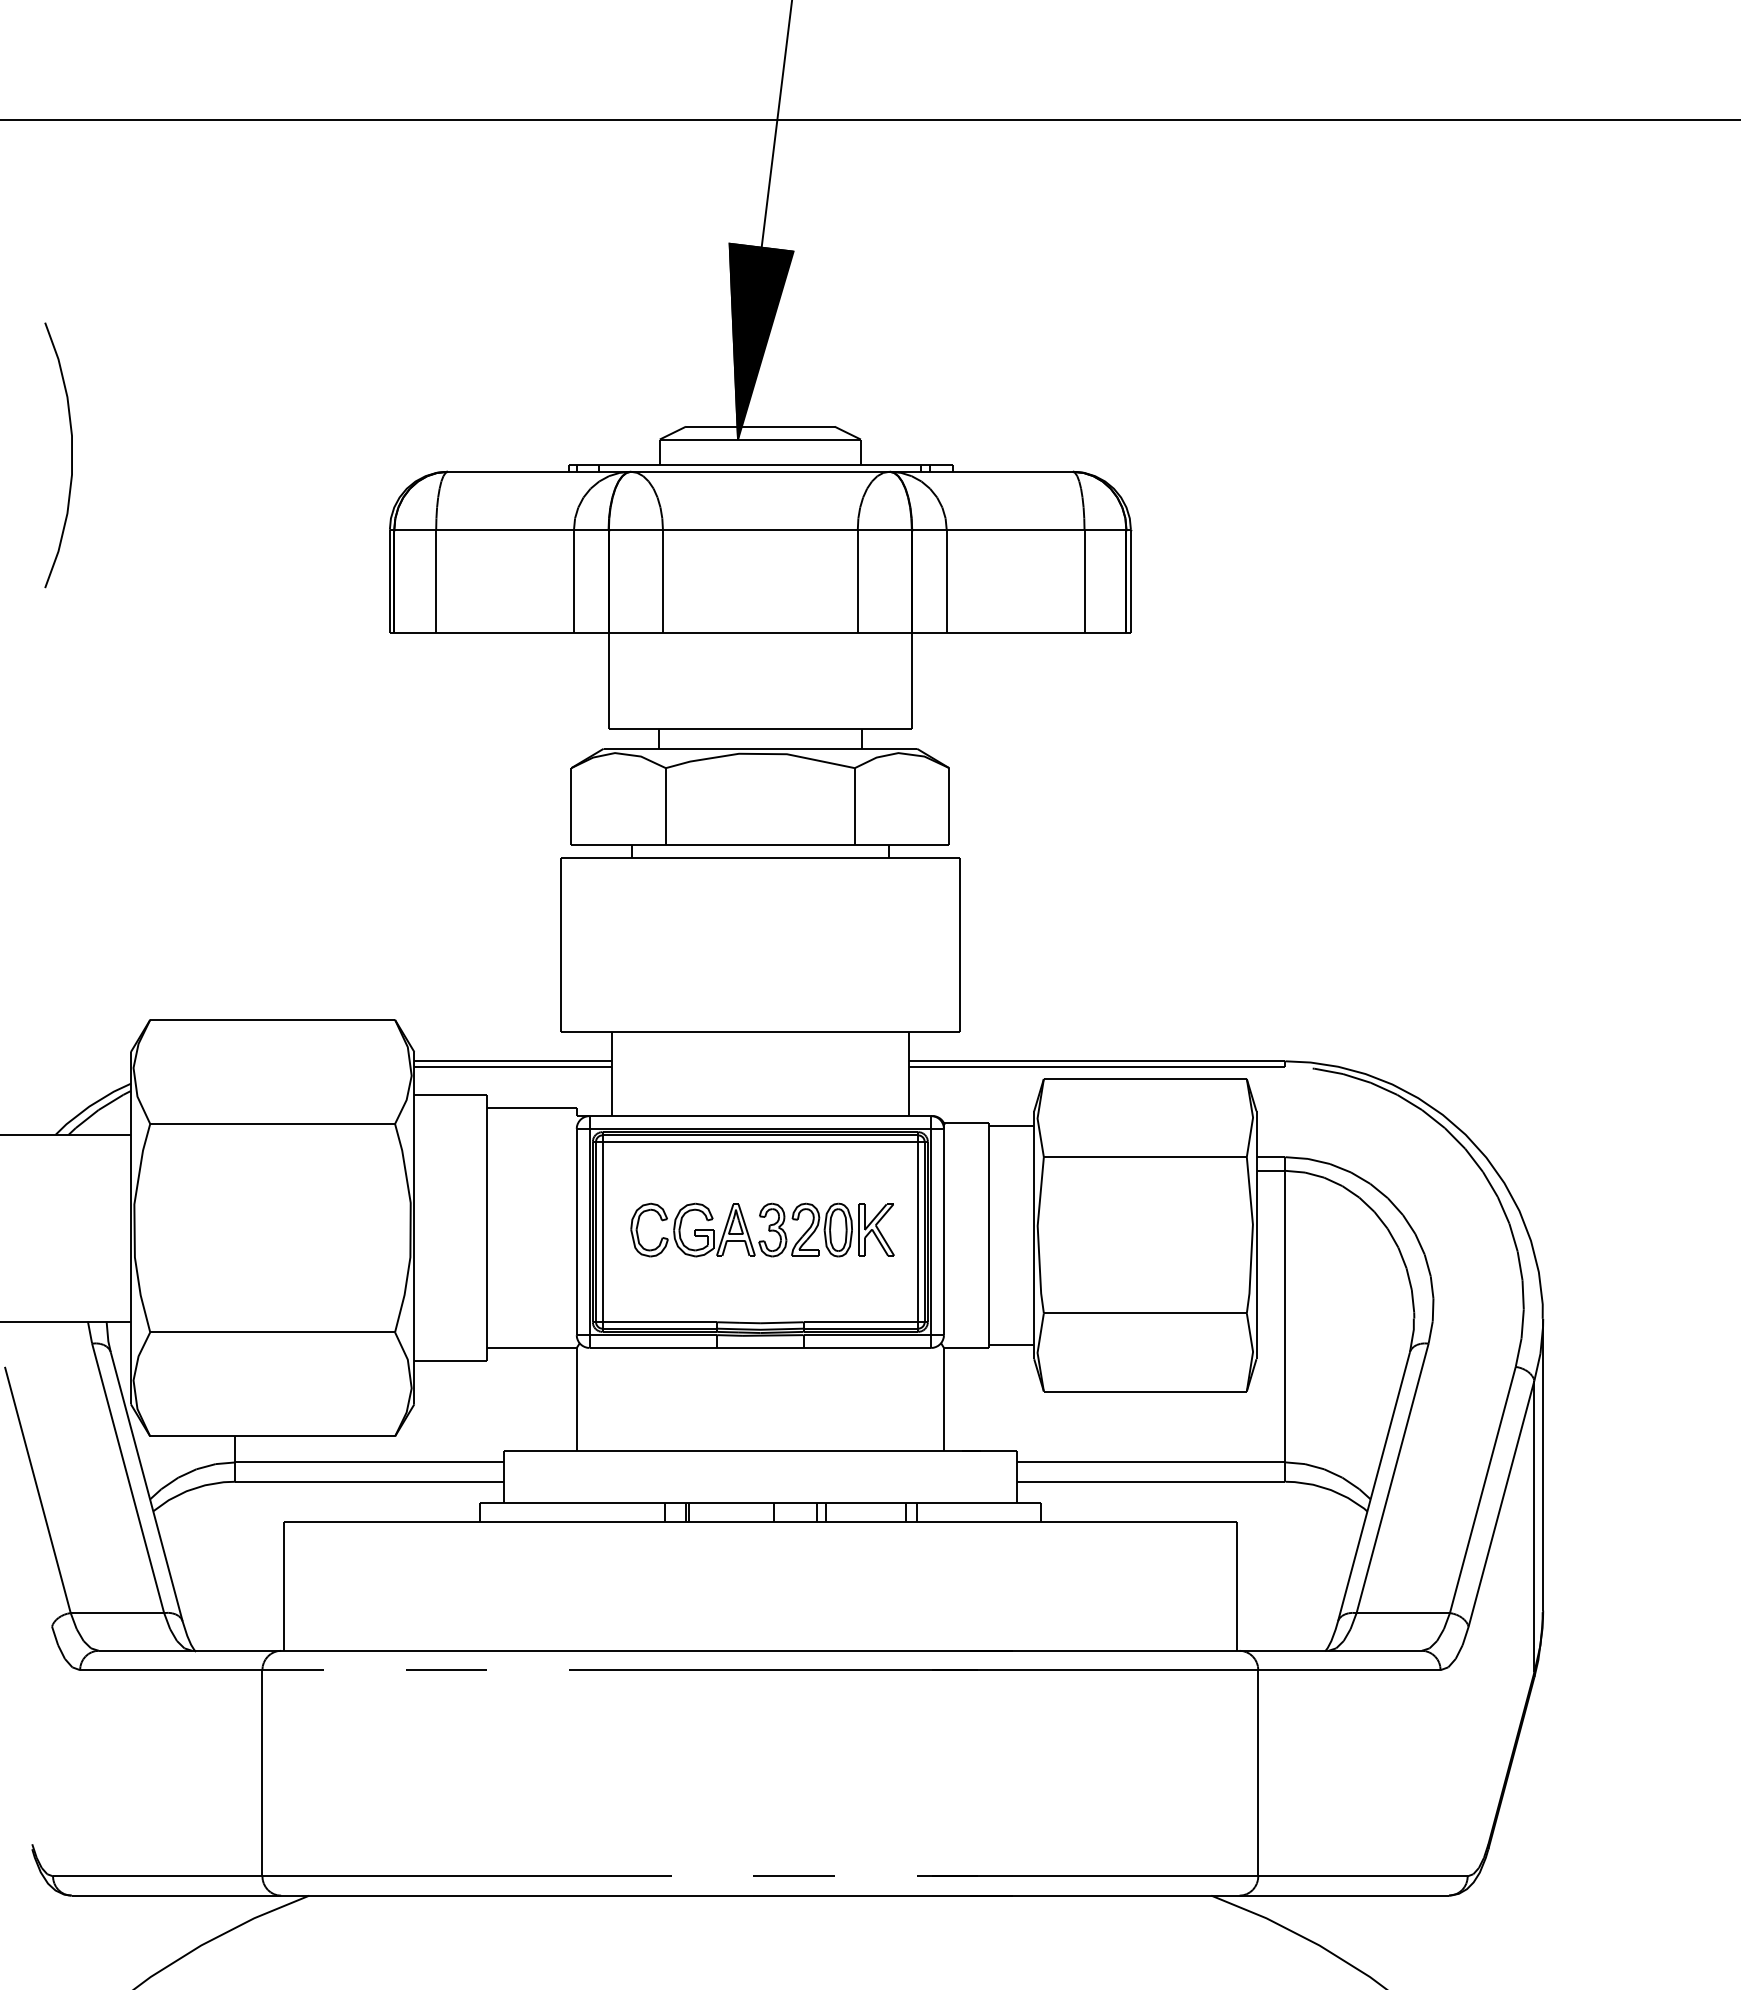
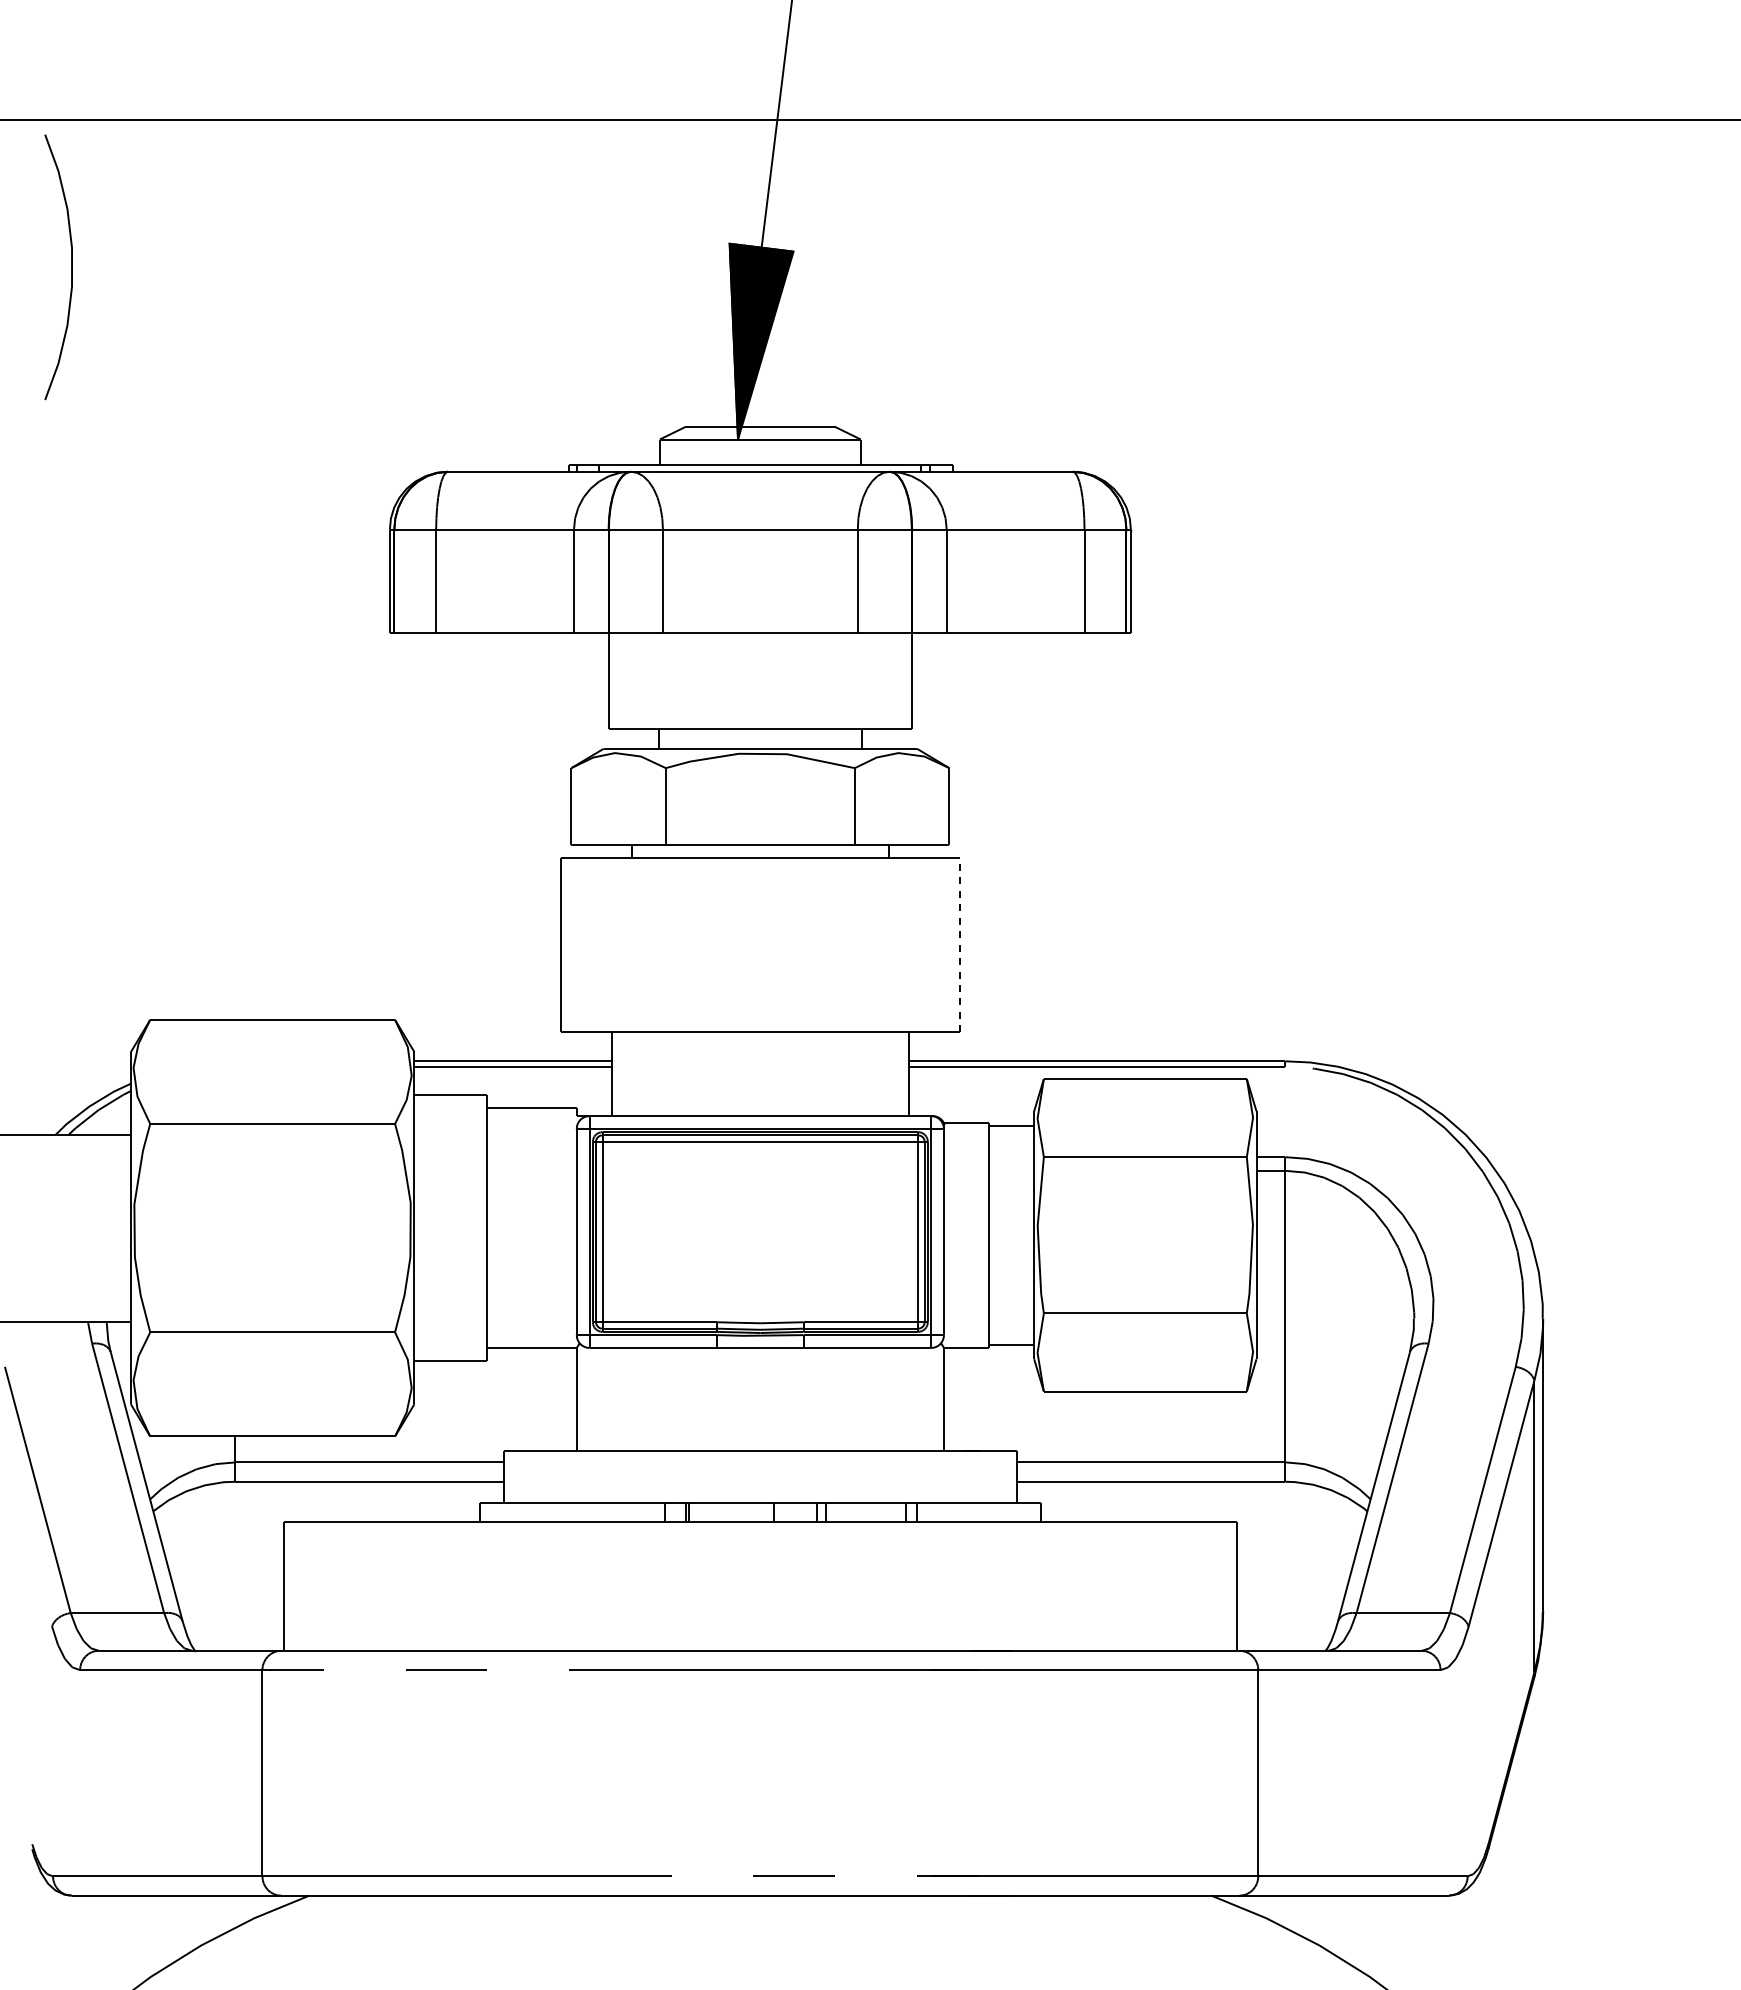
curve position: (71, 455) -> (71, 267) (71, 267)
line: solid -> dashed (960, 945)
part: present -> none (762, 1229)
